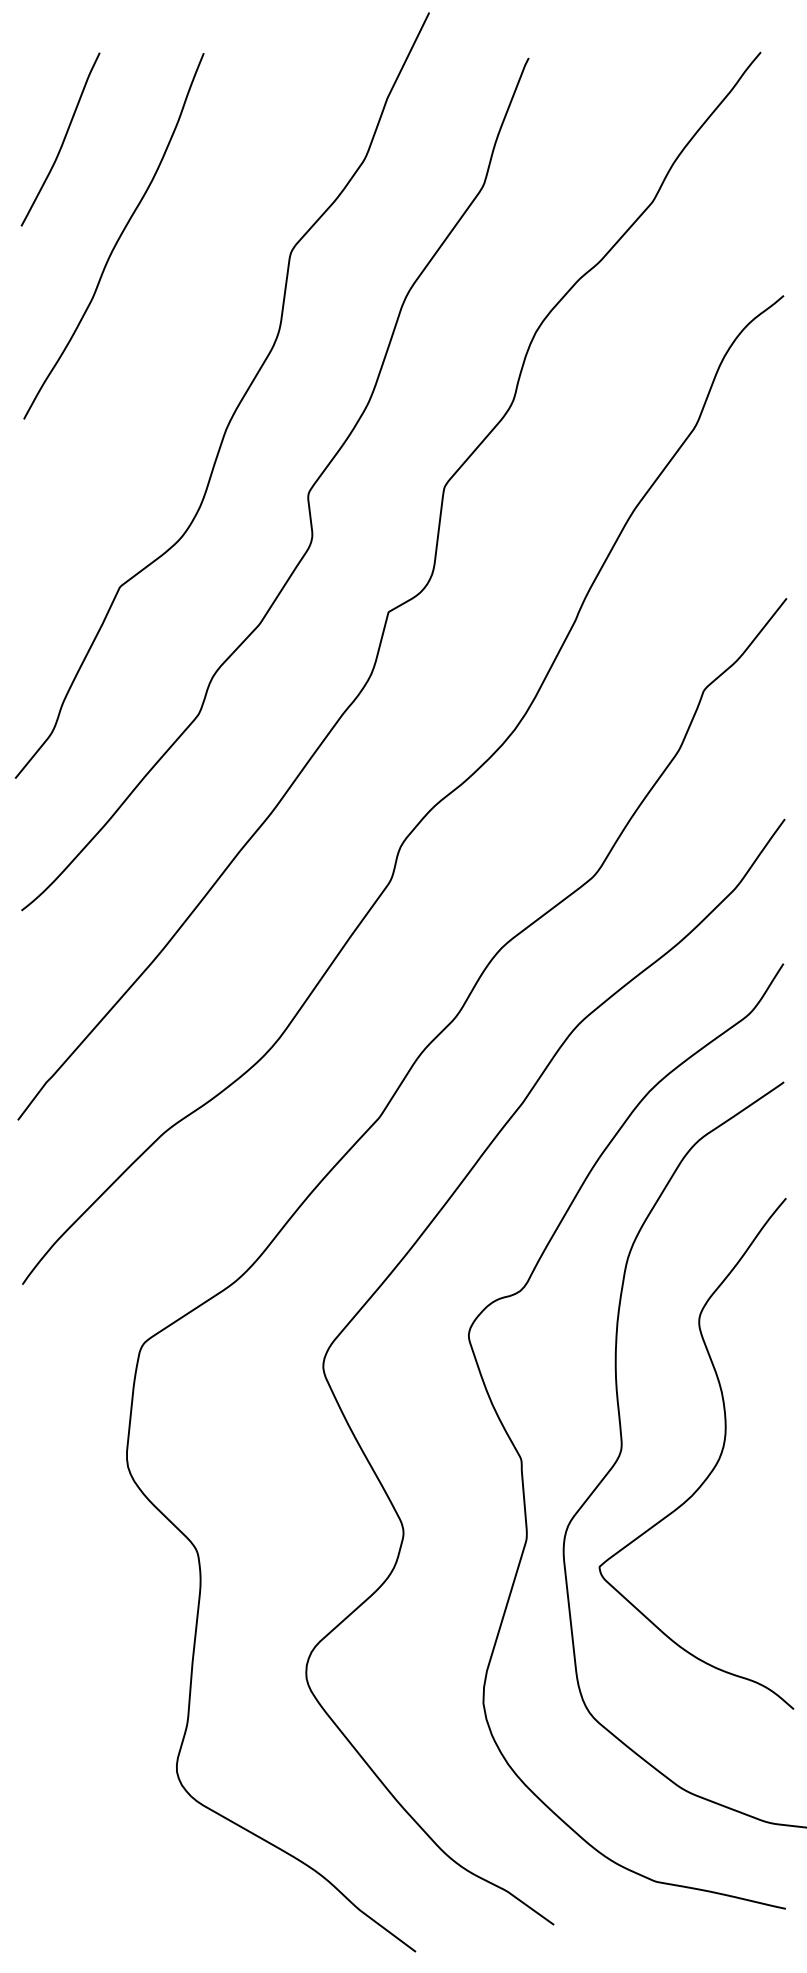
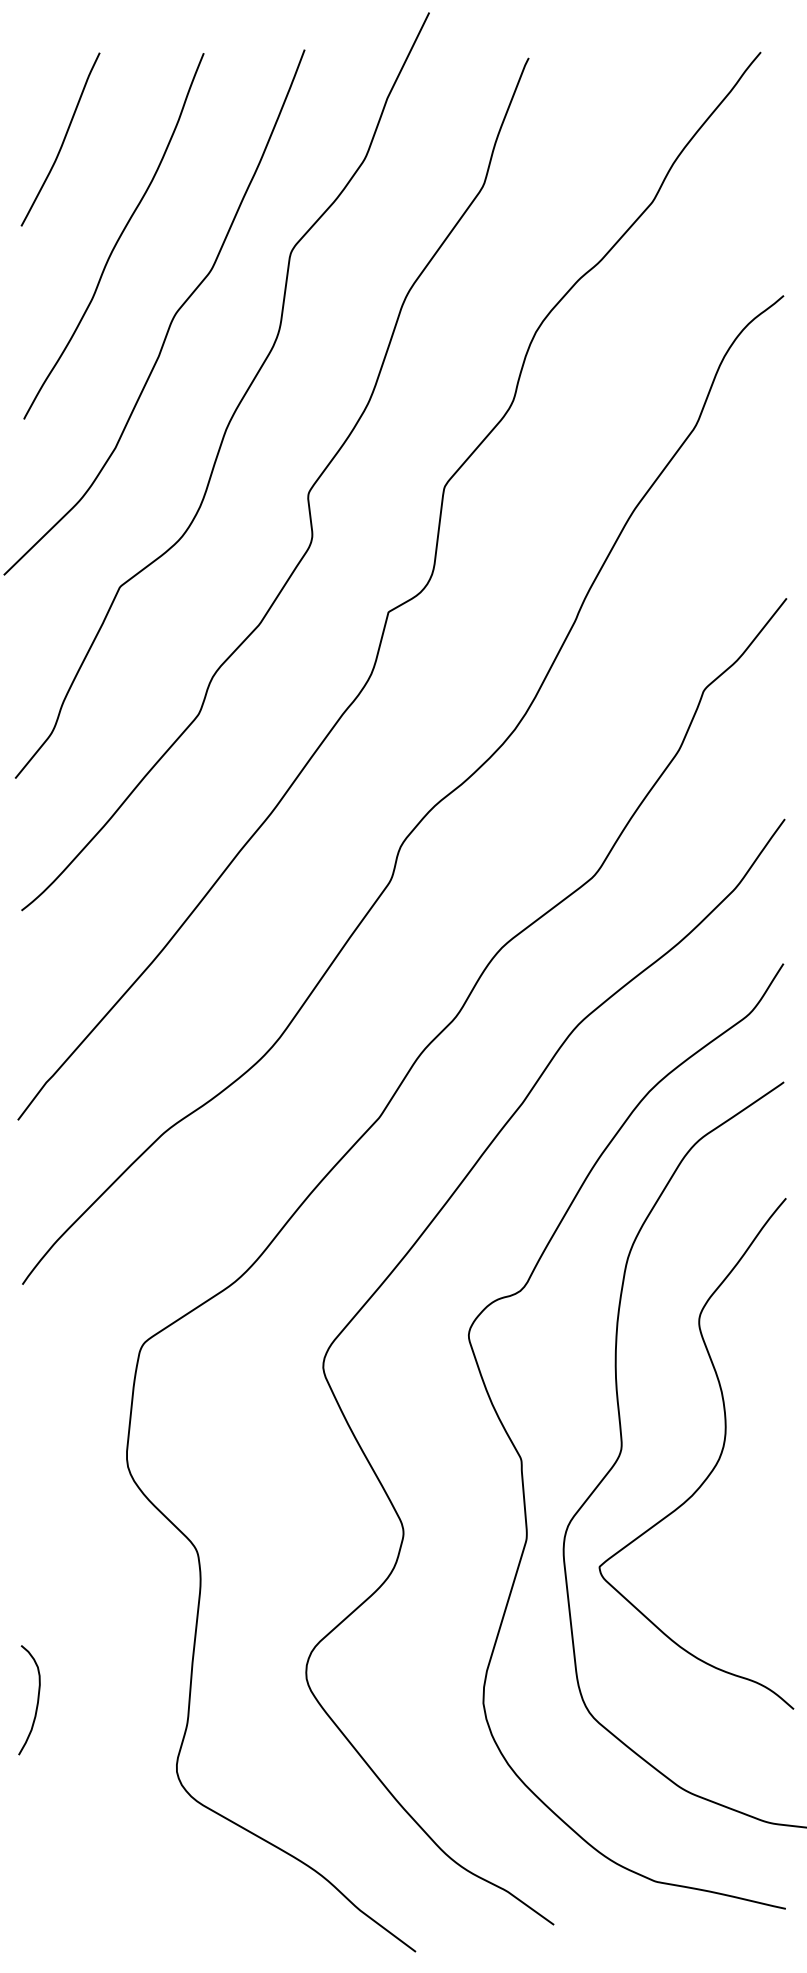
curve: none -> present (170, 321)
curve: none -> present (36, 1703)
